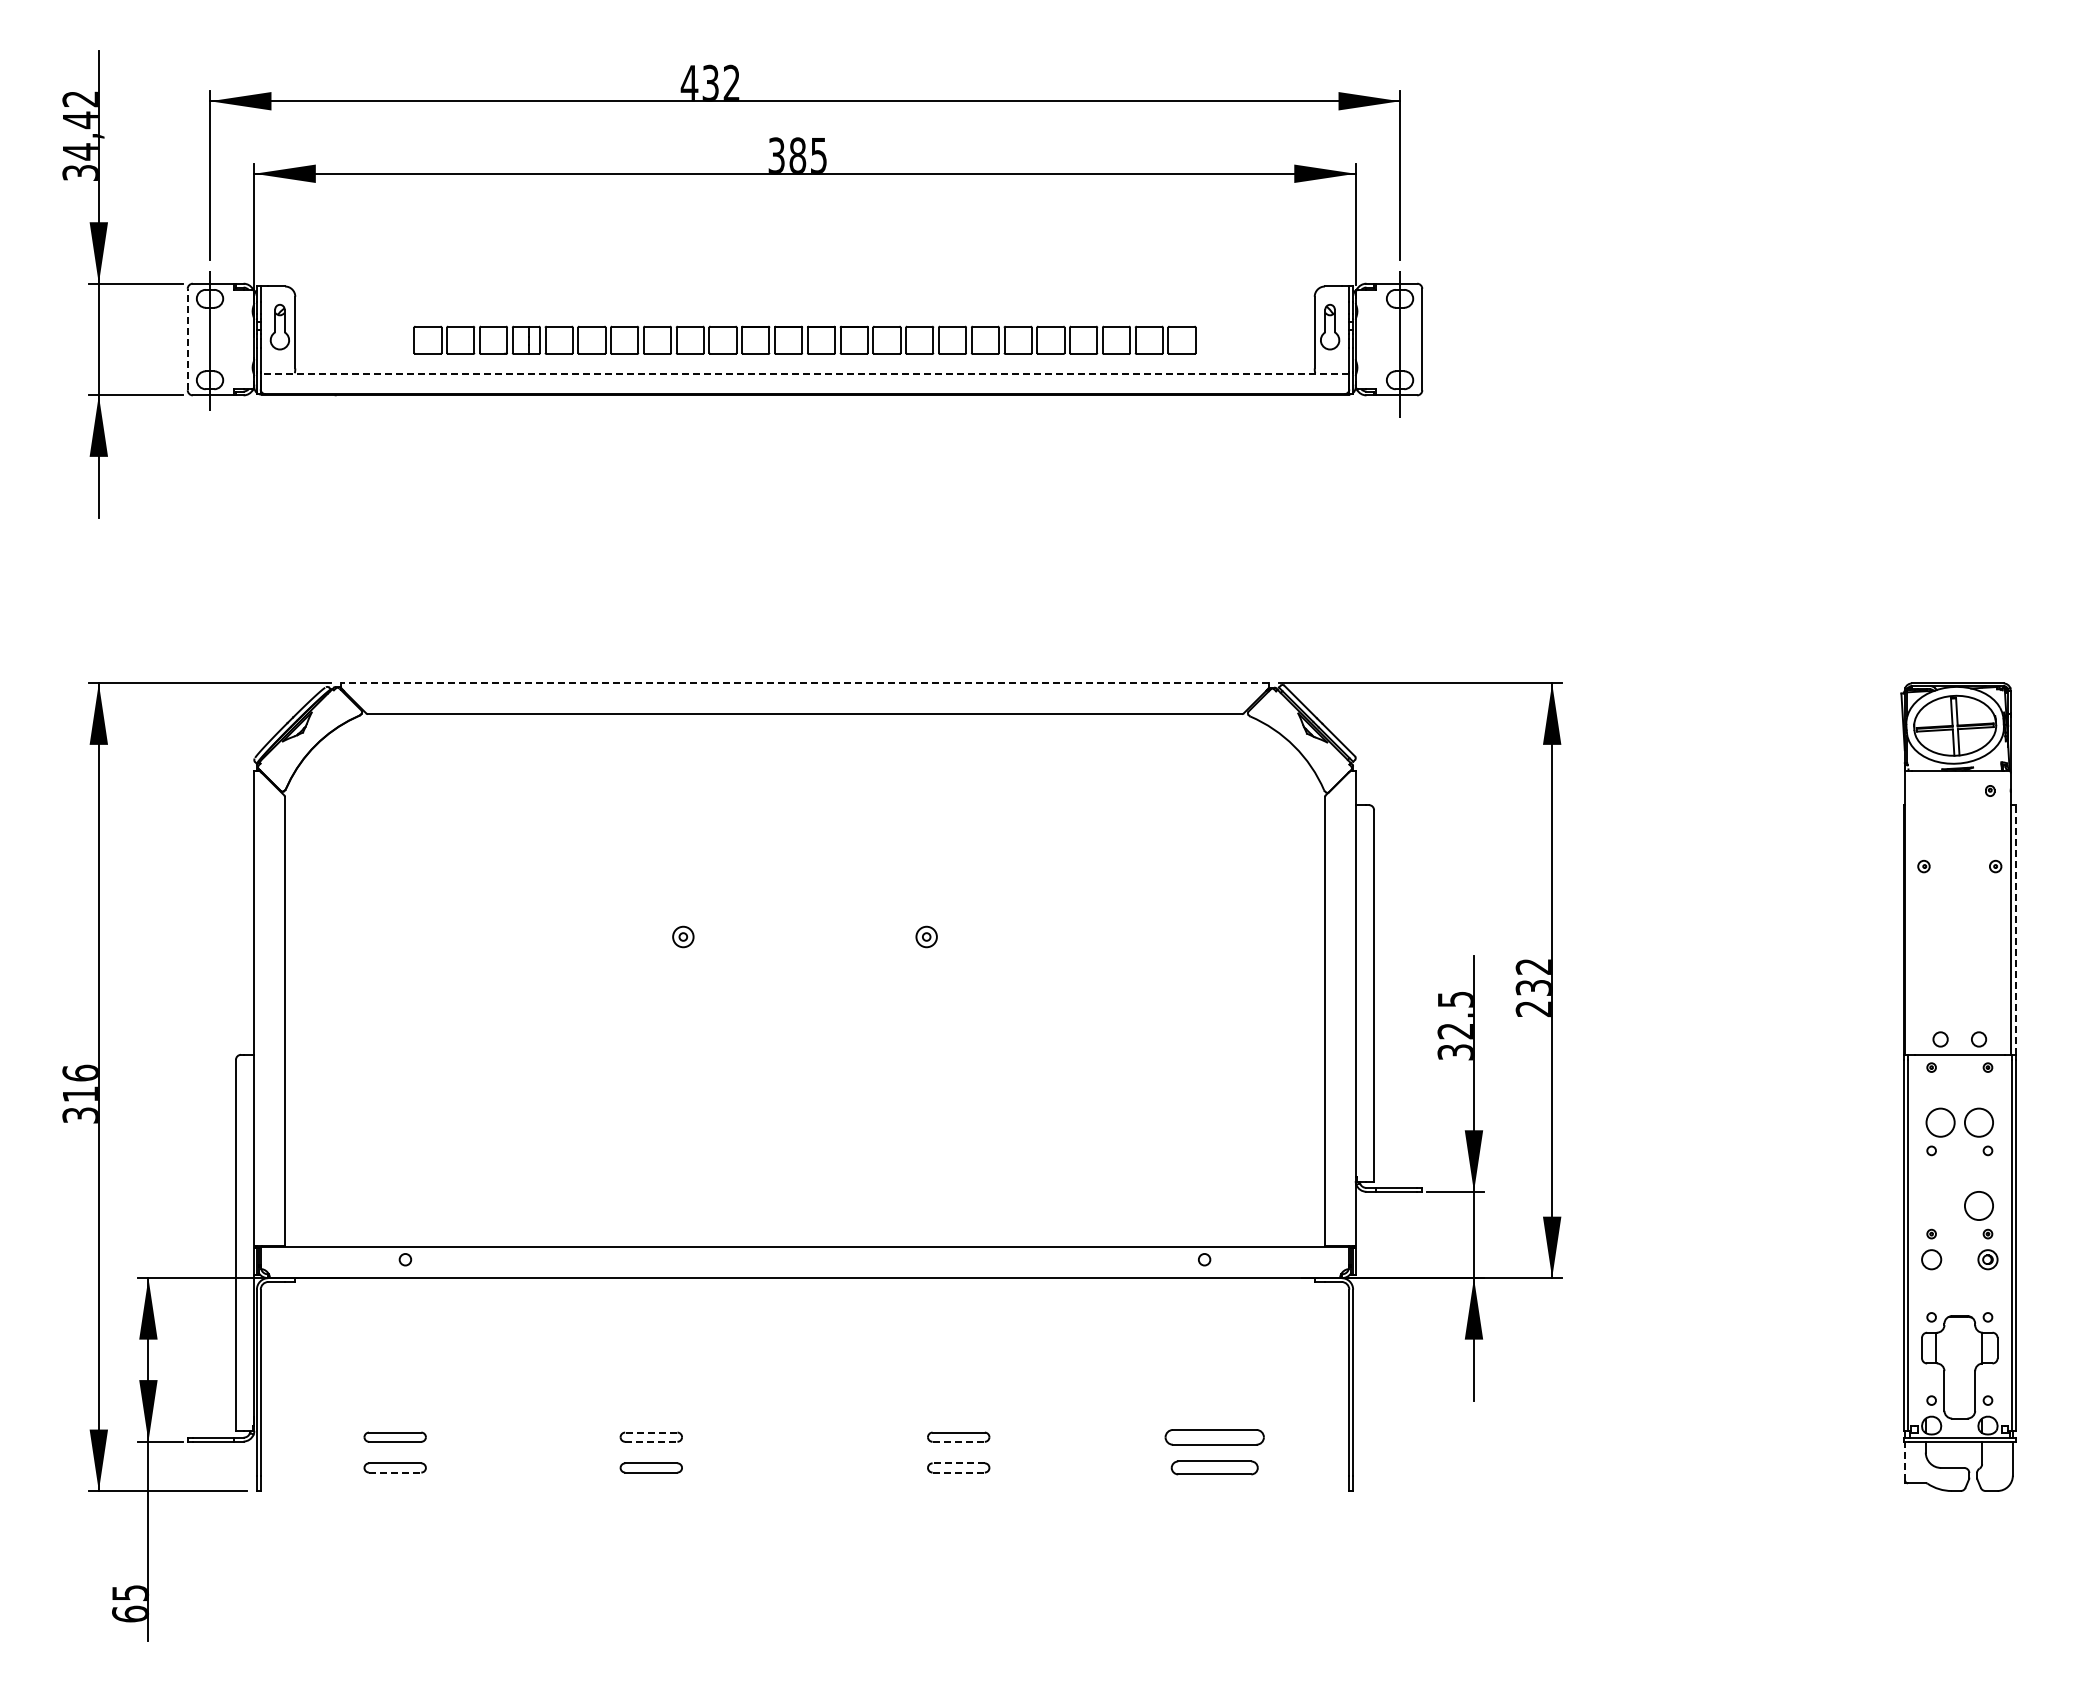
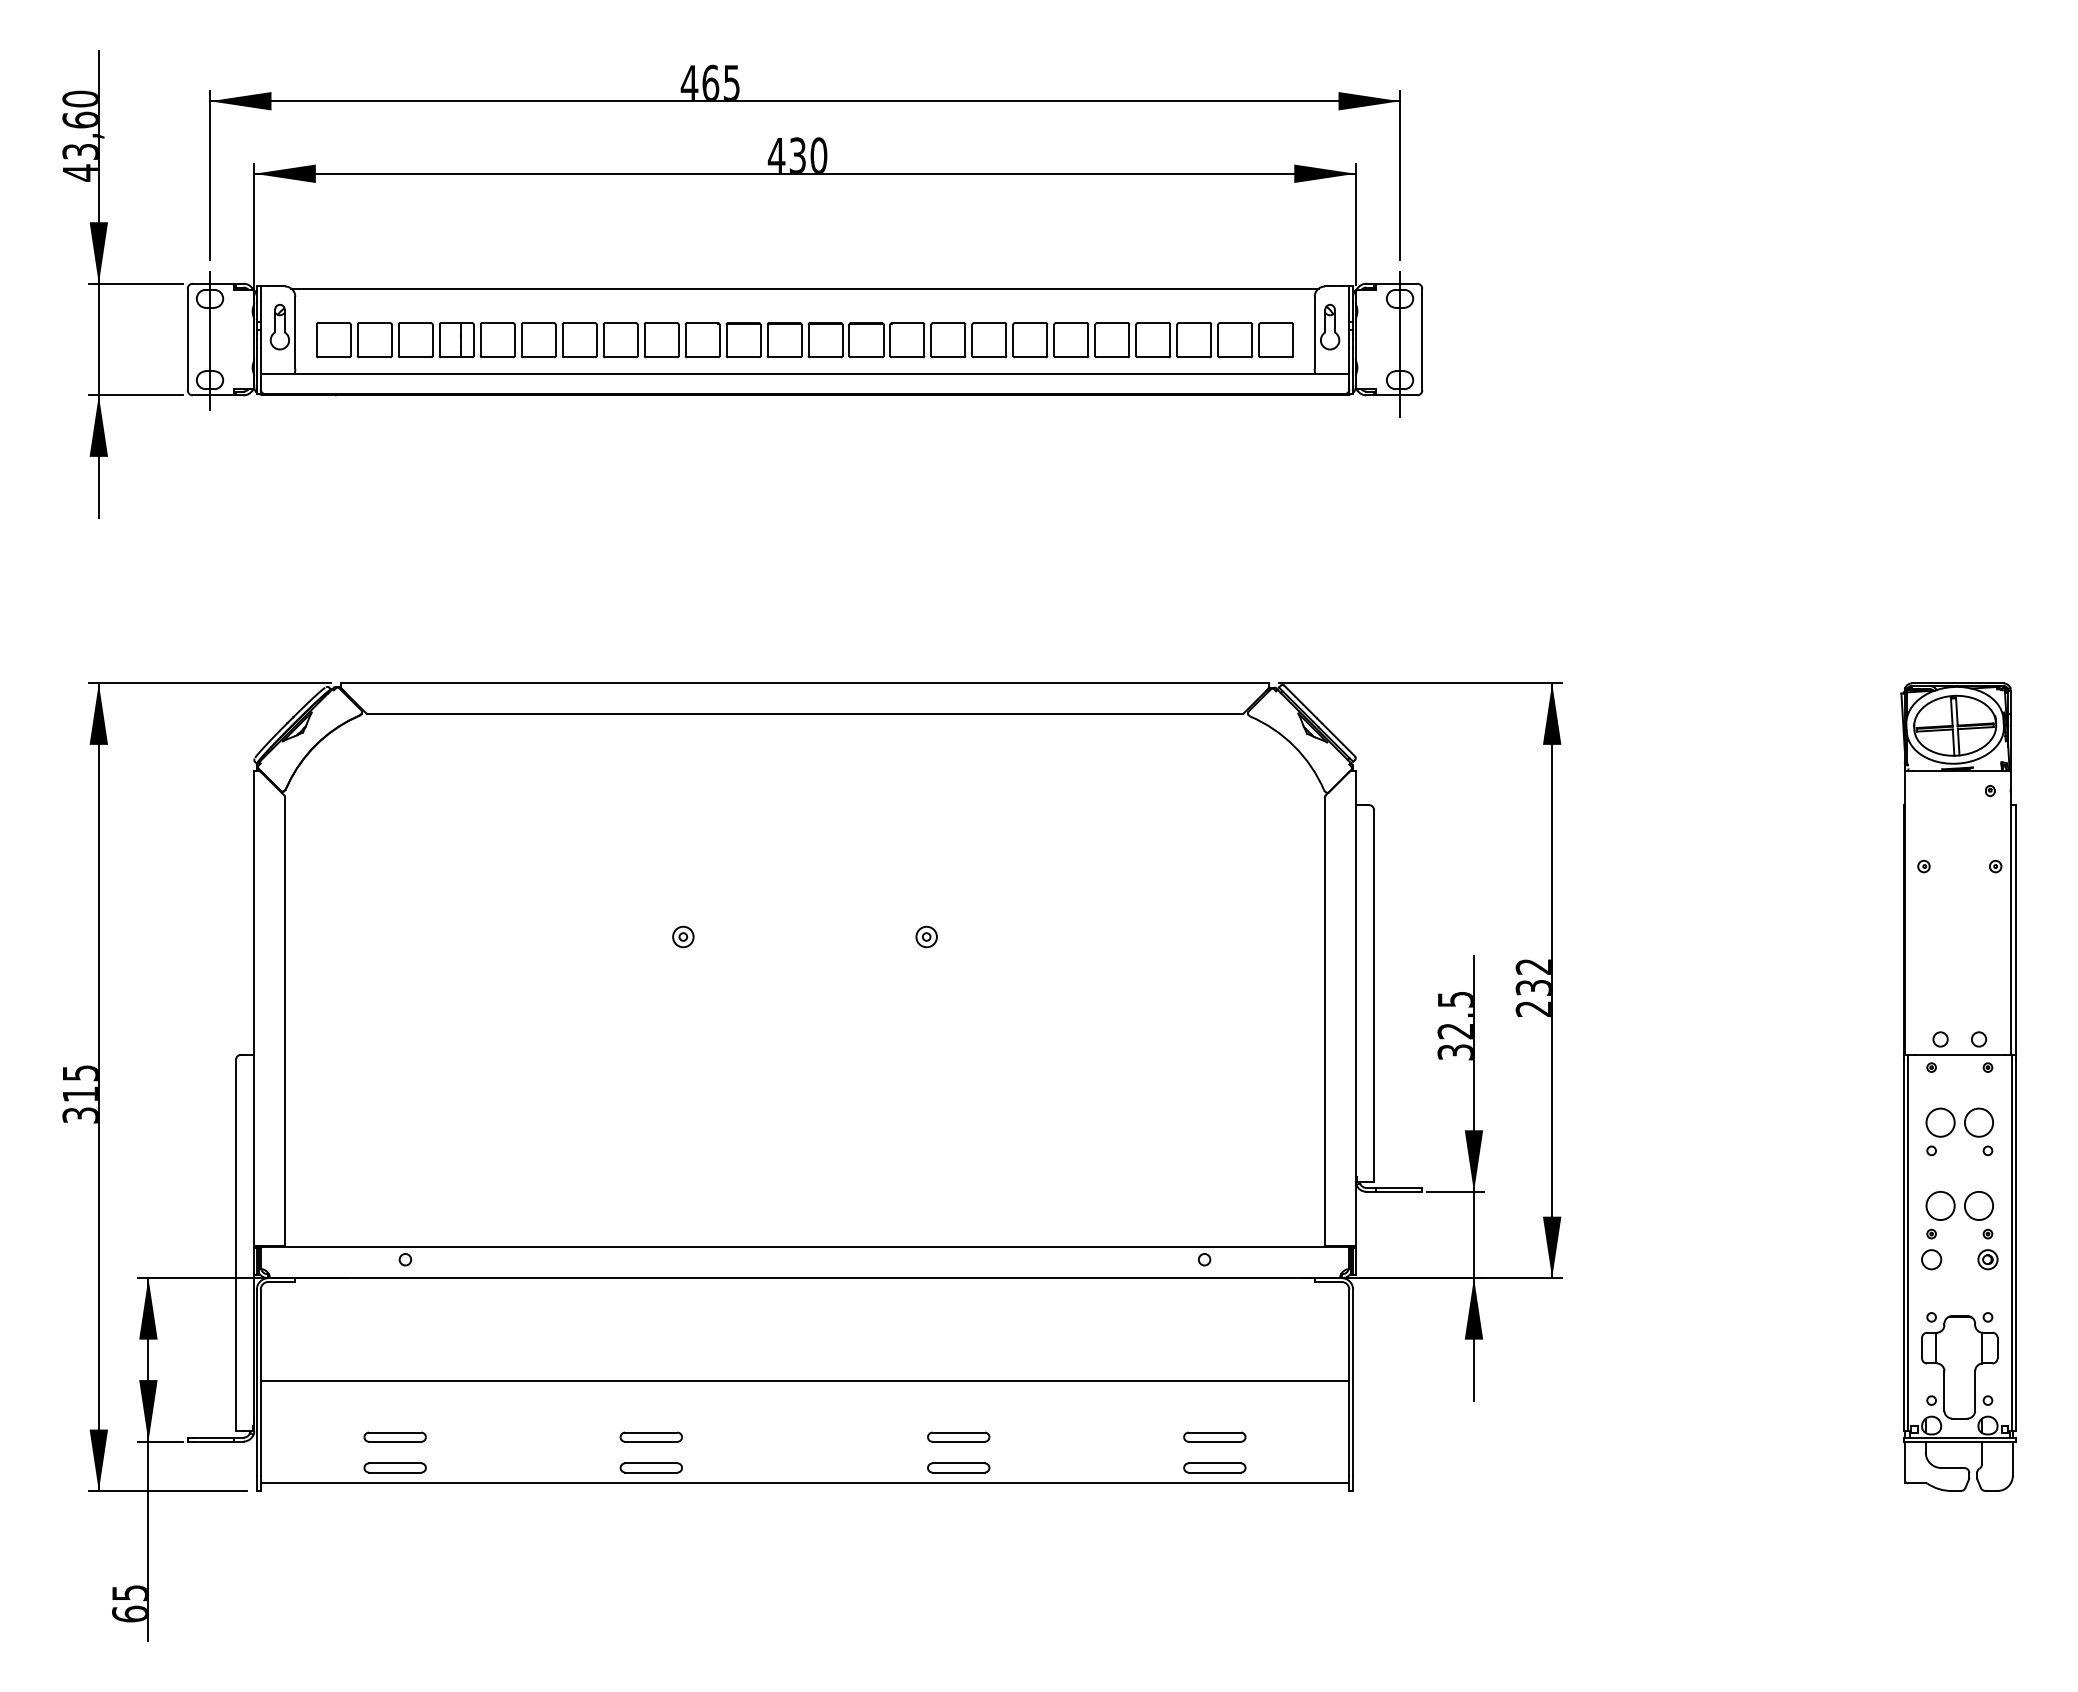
text: 432 -> 465 (720, 81)
text: 34,42 -> 43,60 (79, 135)
text: 385 -> 430 (797, 154)
line: none -> present (804, 288)
line: dashed -> solid (187, 339)
part size: 784x30 px -> 980x37 px (804, 340)
line: dashed -> solid (804, 373)
line: dashed -> solid (805, 683)
line: dashed -> solid (2015, 929)
text: 316 -> 315 (79, 1072)
circle: none -> present (1940, 1205)
line: none -> present (804, 1380)
line: dashed -> solid (650, 1432)
part size: 101x17 px -> 64x12 px (1214, 1436)
line: dashed -> solid (651, 1441)
line: dashed -> solid (959, 1441)
line: dashed -> solid (1905, 1461)
line: dashed -> solid (958, 1463)
part size: 89x16 px -> 64x12 px (1214, 1467)
line: dashed -> solid (395, 1472)
line: dashed -> solid (959, 1472)
line: none -> present (804, 1483)
